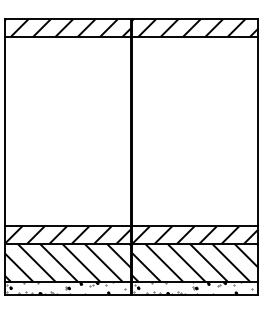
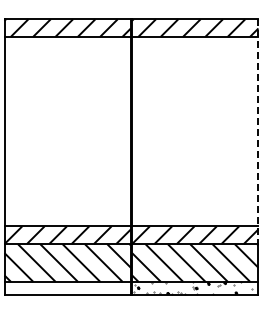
line: solid -> dashed (258, 132)
hatch: present -> none (65, 288)
